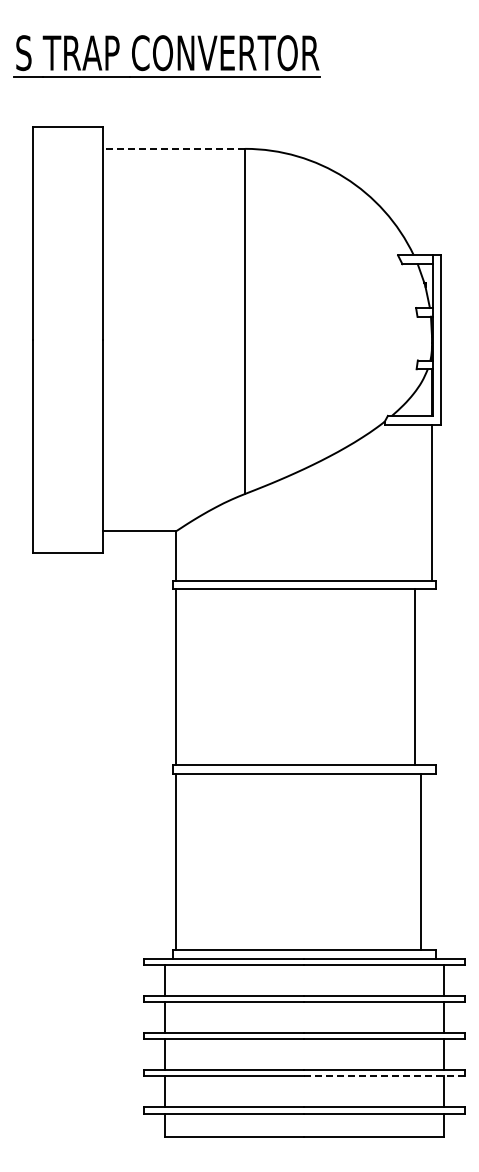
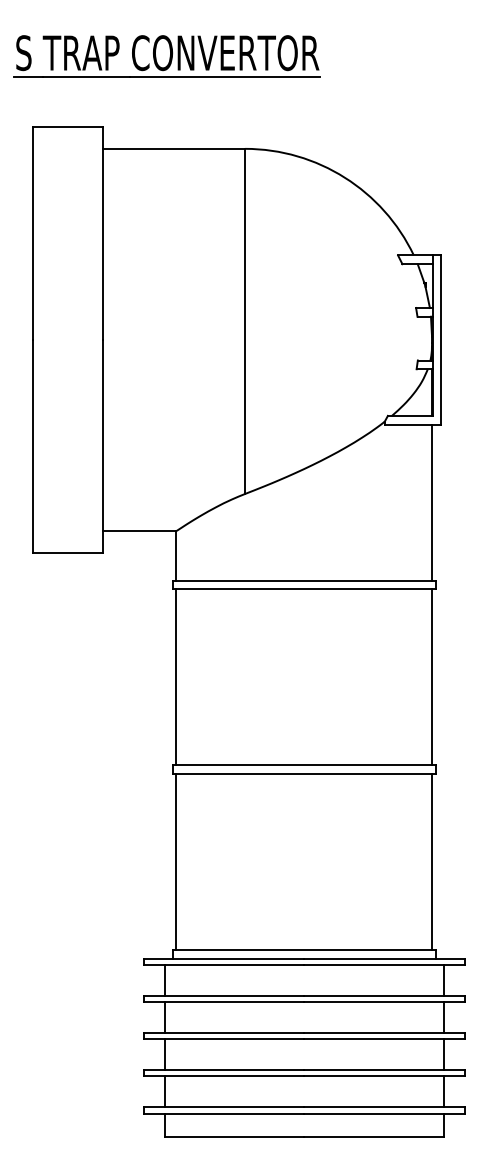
line: dashed -> solid (173, 148)
line position: (415, 677) -> (432, 677) (432, 677)
line position: (421, 862) -> (432, 862) (432, 862)
line: dashed -> solid (383, 1076)
